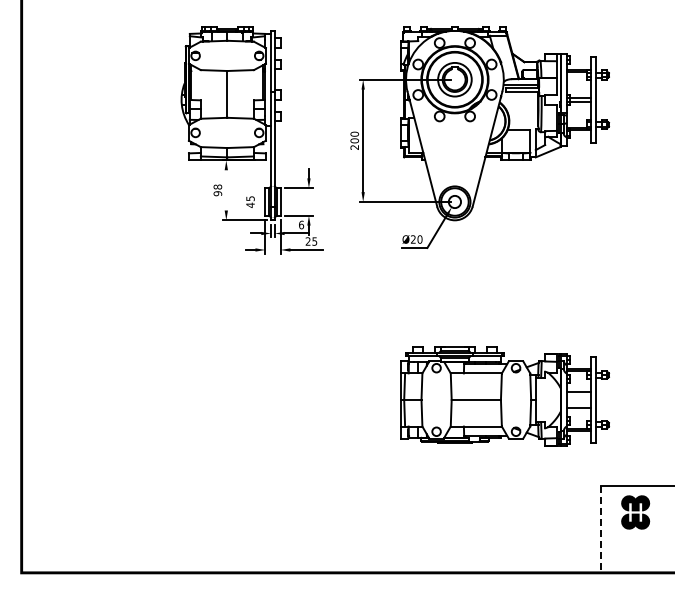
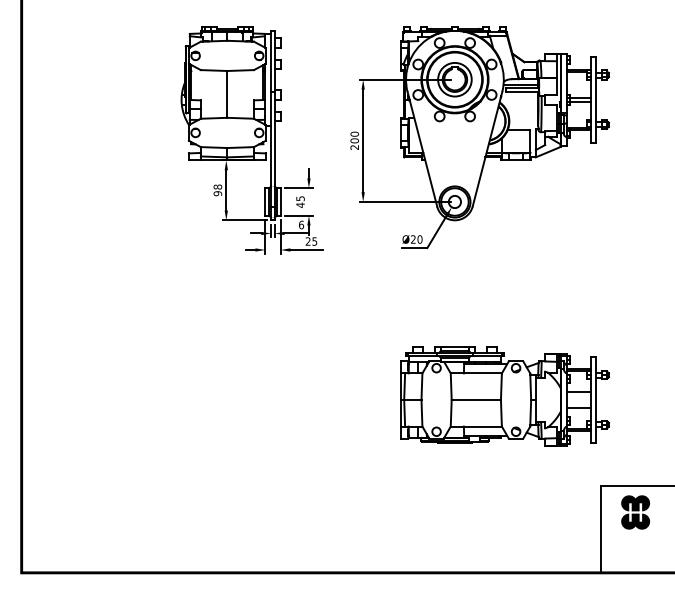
line: none -> present (226, 190)
text position: (250, 201) -> (300, 201) (300, 201)
line: dashed -> solid (601, 528)
